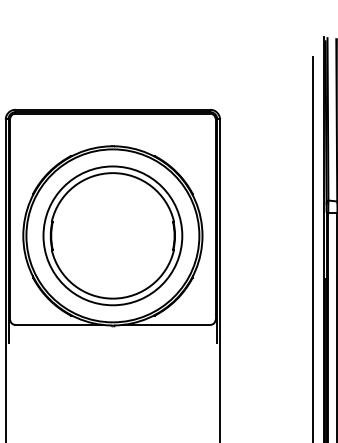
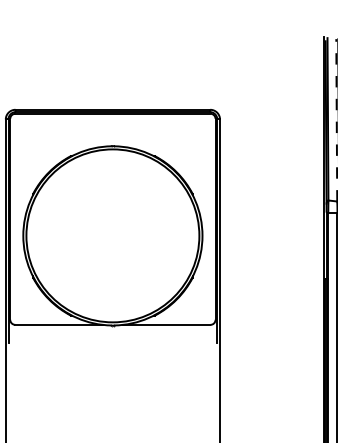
line: solid -> dashed (336, 119)
part: present -> none (112, 235)
line: present -> none (312, 248)
